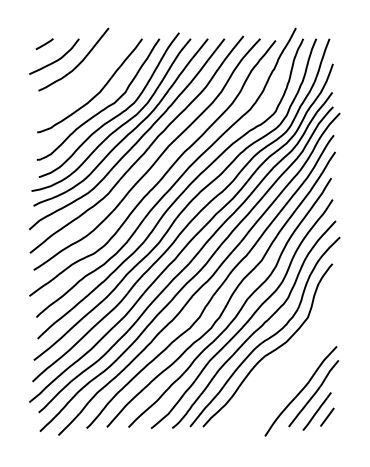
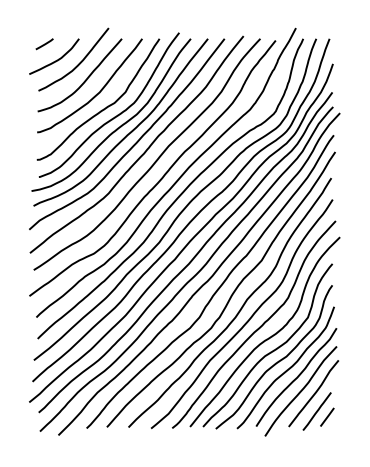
curve: none -> present (84, 80)
part: none -> present (276, 357)
